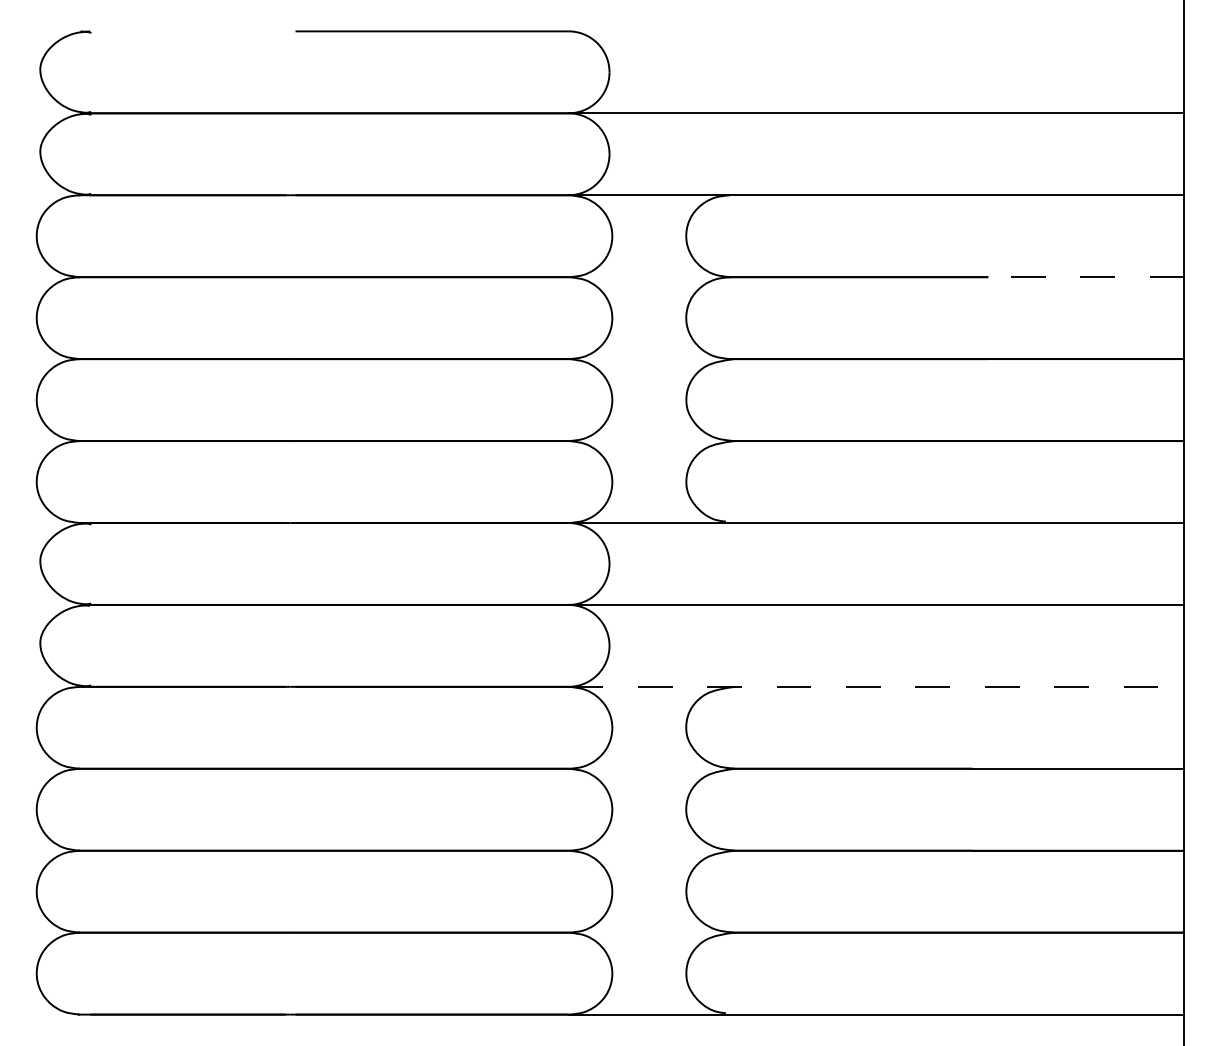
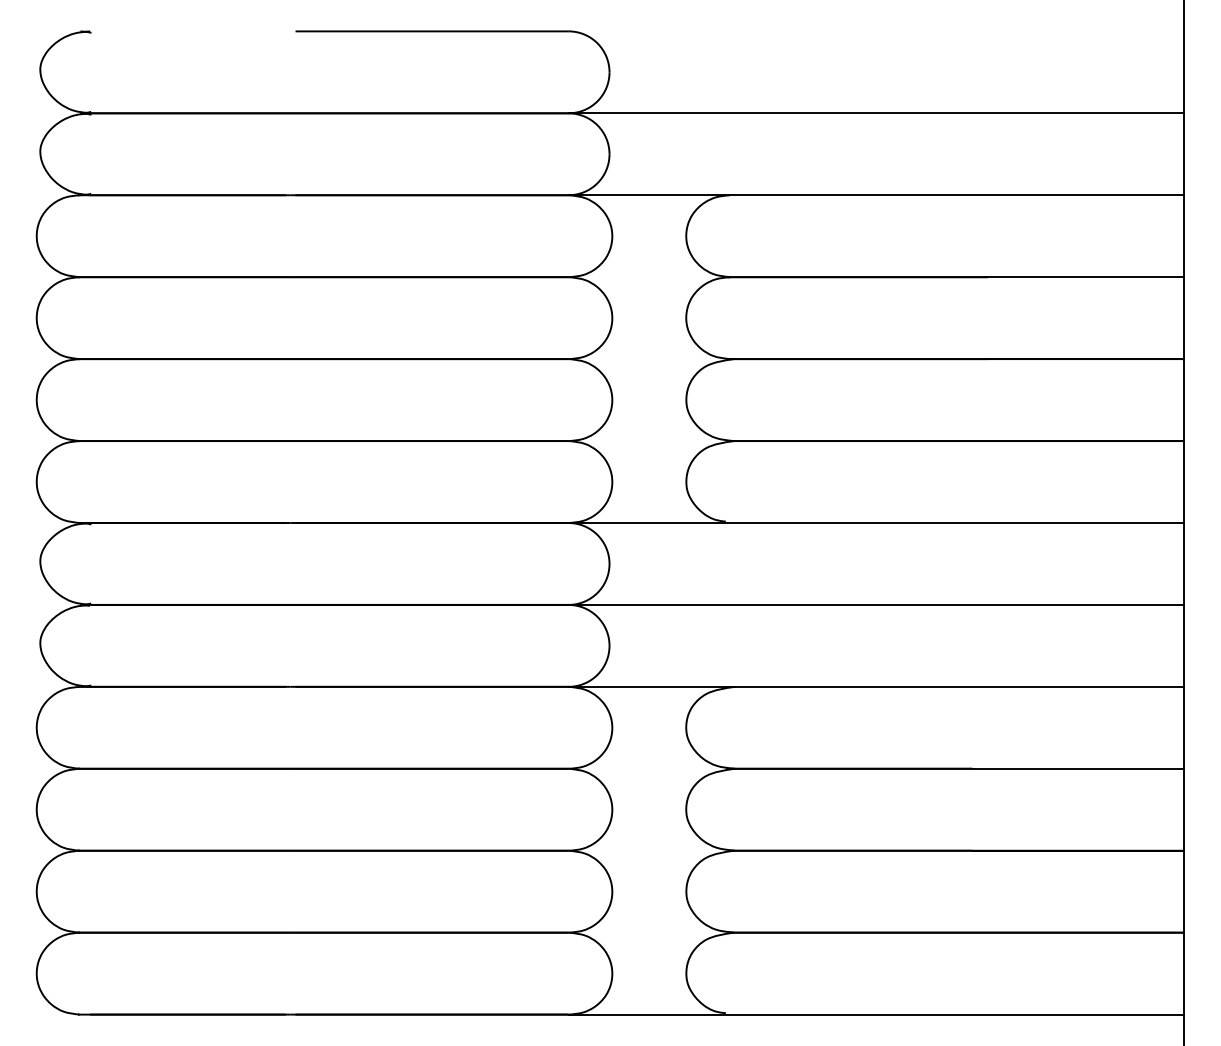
line: dashed -> solid (1084, 277)
line: dashed -> solid (876, 686)
